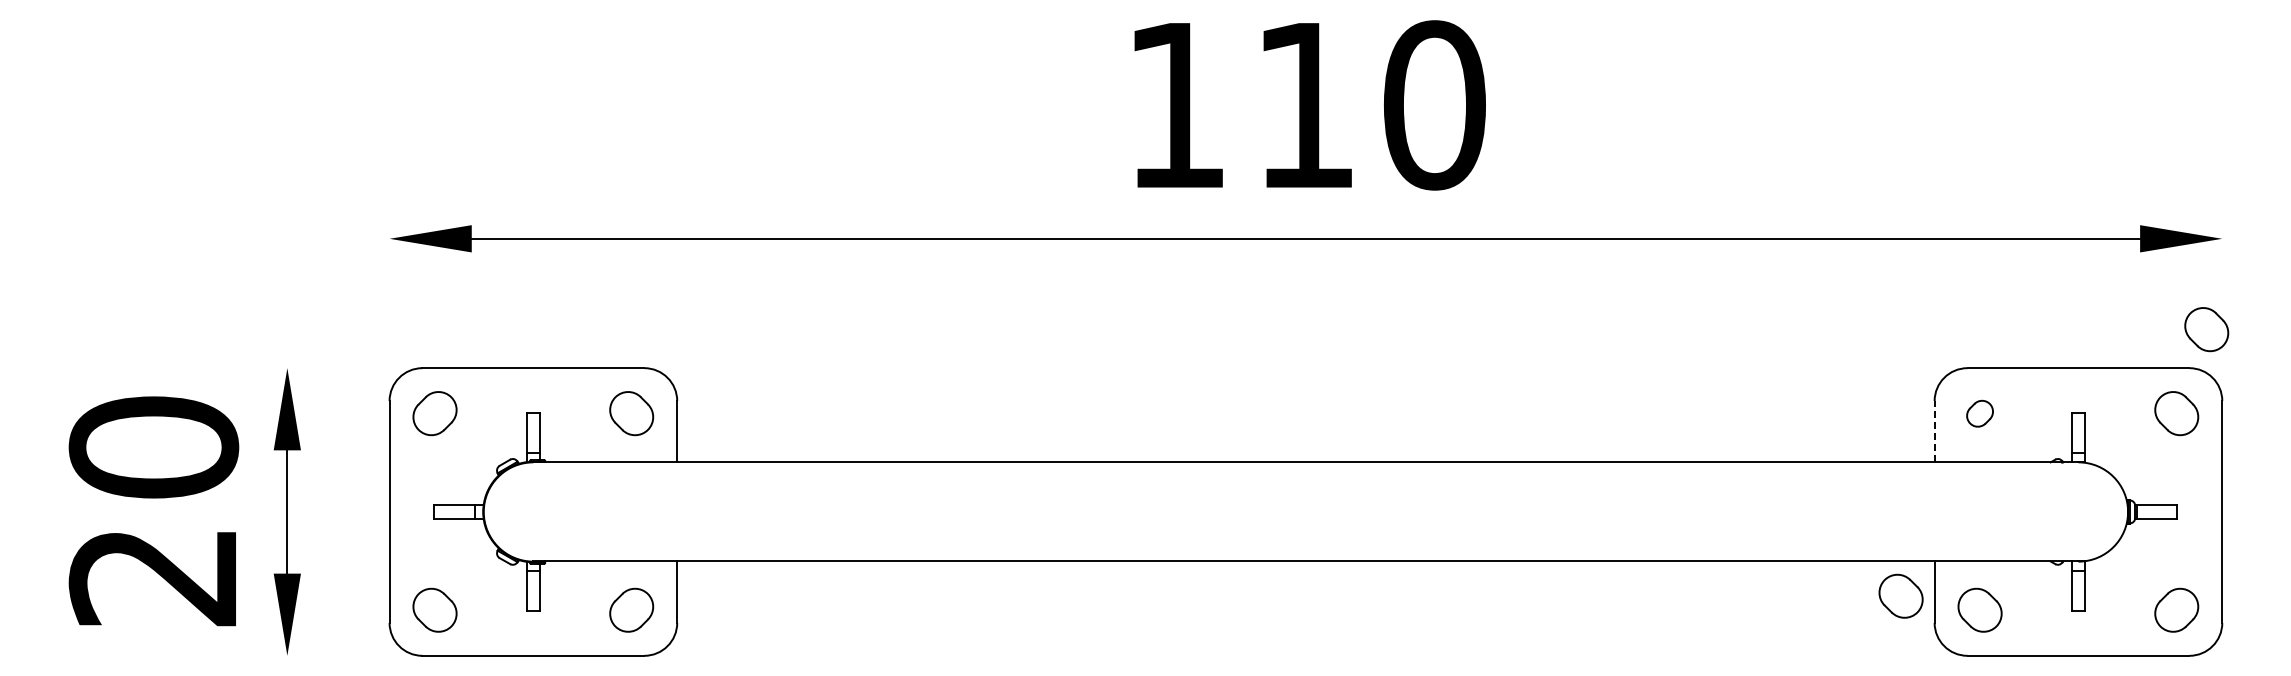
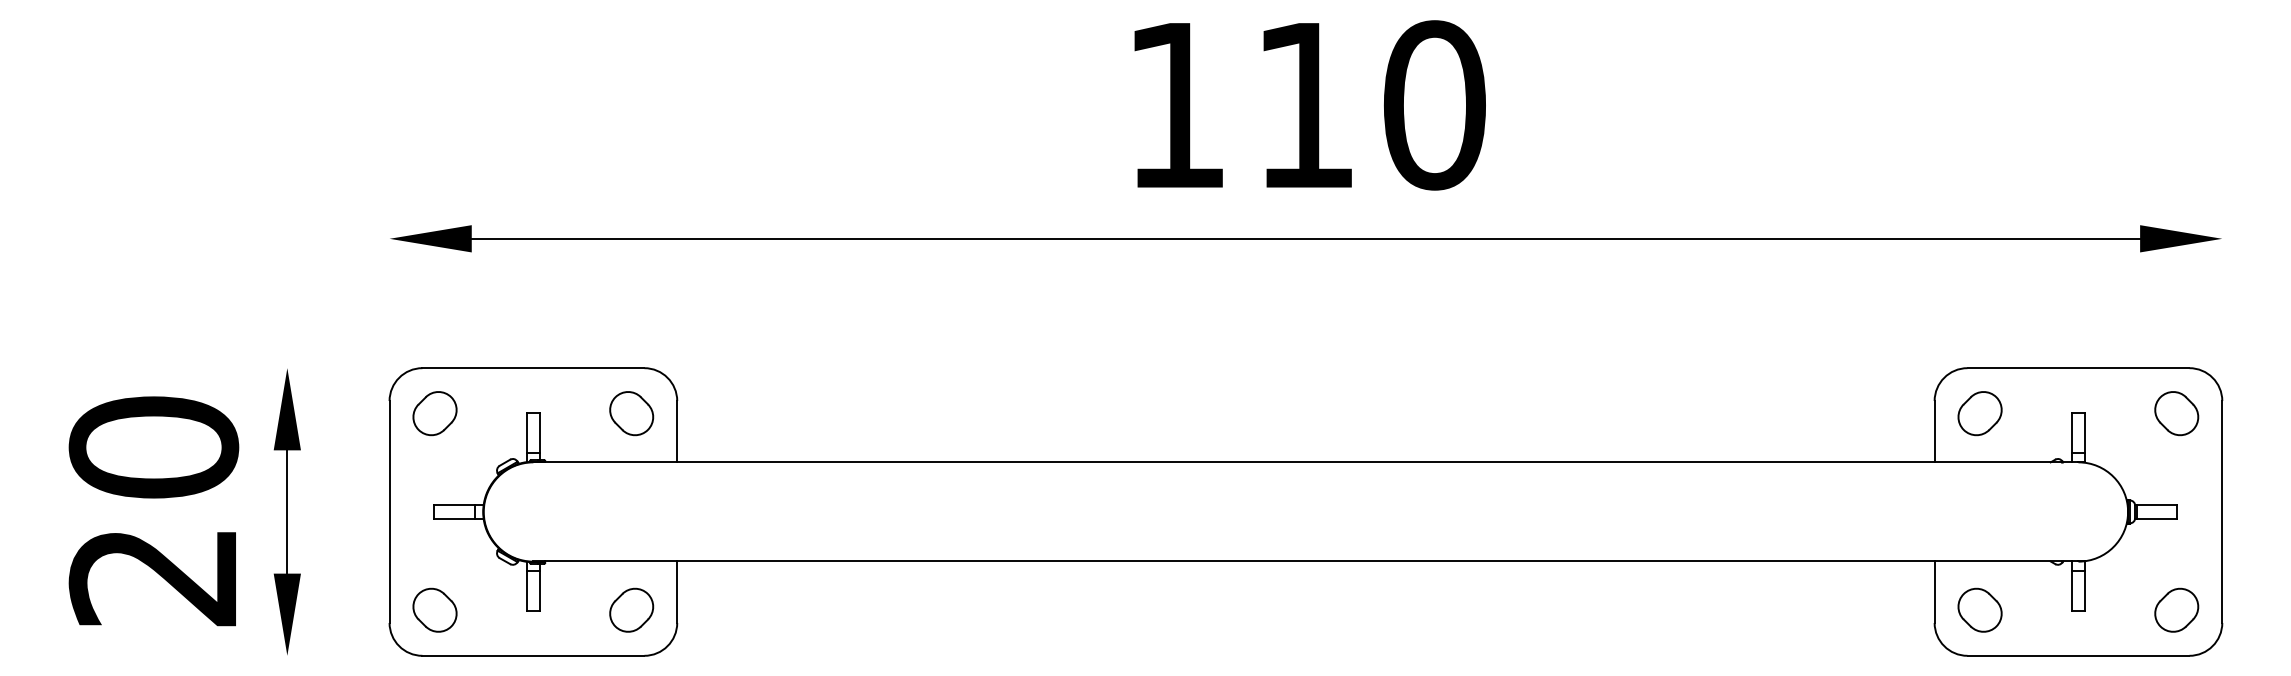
part: present -> none (2206, 329)
part size: 28x29 px -> 46x46 px (1979, 413)
line: dashed -> solid (1934, 431)
part: present -> none (1900, 595)
